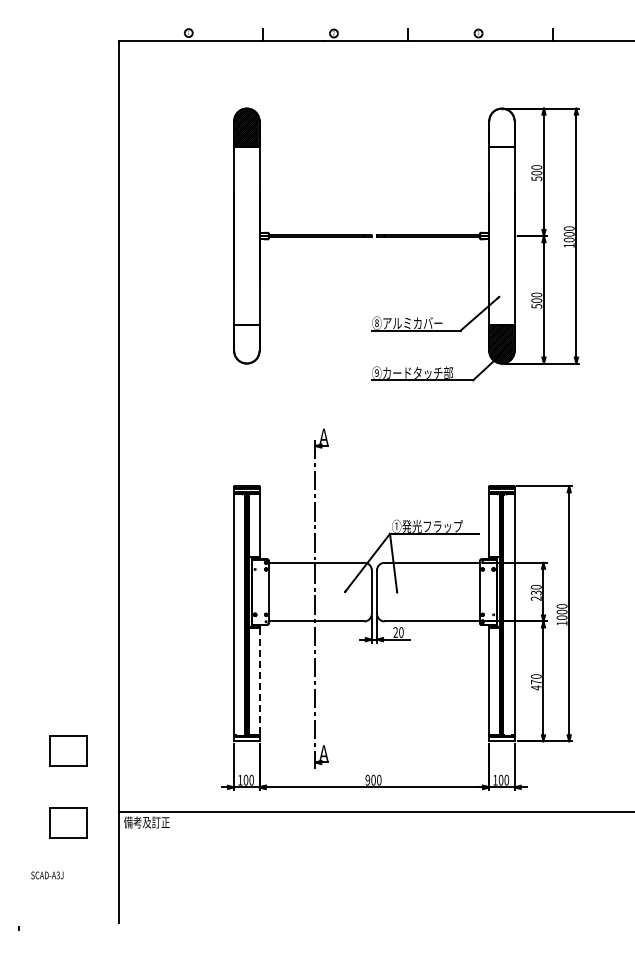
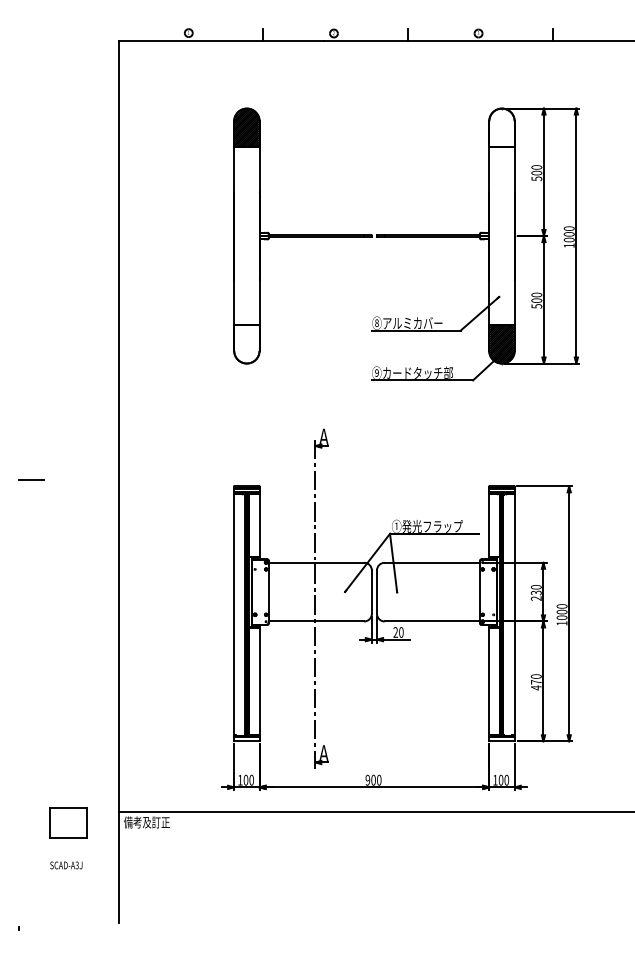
line: none -> present (31, 480)
line: dashed -> solid (259, 681)
part: present -> none (68, 750)
text position: (47, 875) -> (66, 865) (66, 865)
